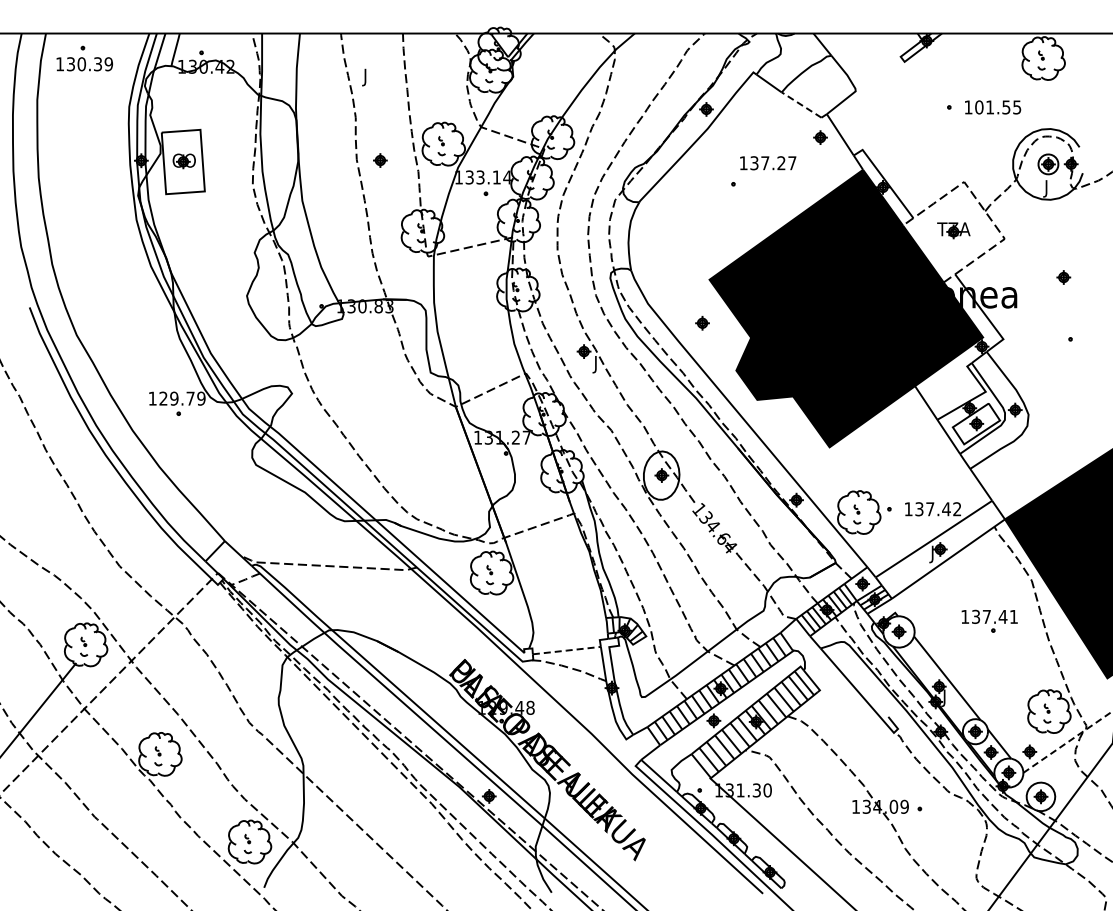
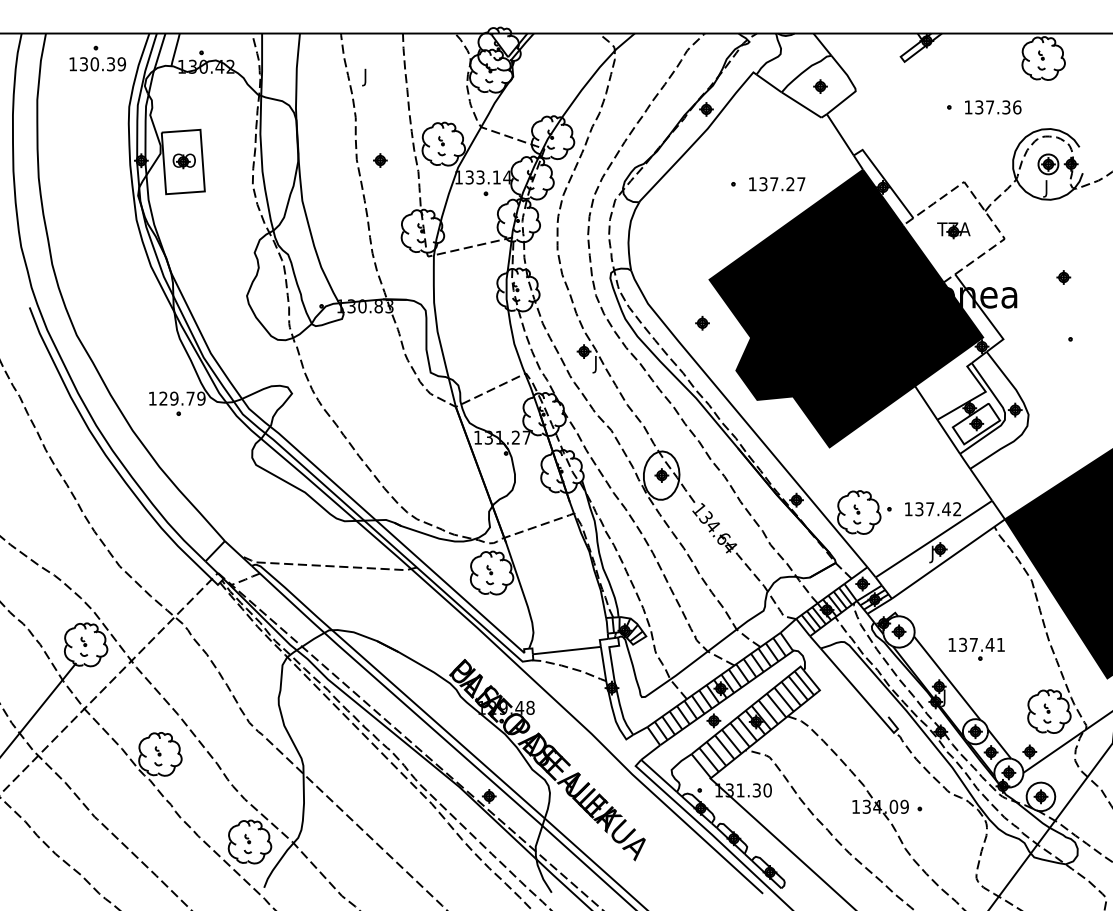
part position: (84, 58) -> (97, 58) (97, 58)
line: dashed -> solid (801, 105)
text: 101.55 -> 137.36 (998, 107)
part position: (820, 137) -> (820, 86) (820, 86)
text position: (768, 163) -> (777, 184) (777, 184)
part position: (989, 620) -> (976, 648) (976, 648)
line: dashed -> solid (566, 650)
line: dashed -> solid (1068, 741)
